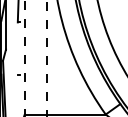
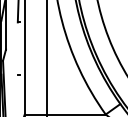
line: dashed -> solid (24, 57)
line: dashed -> solid (47, 58)
